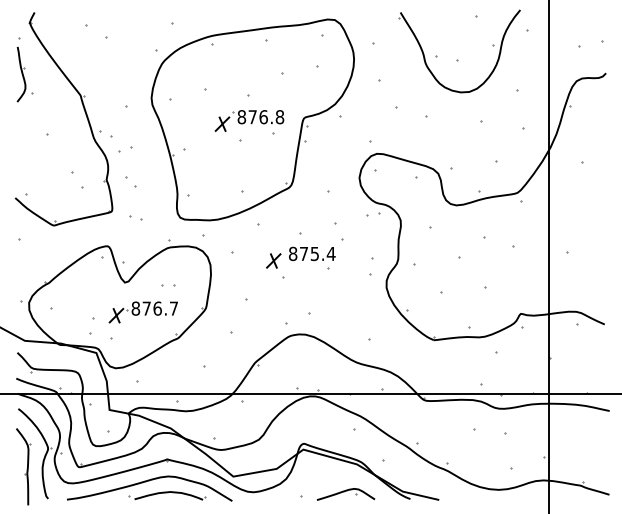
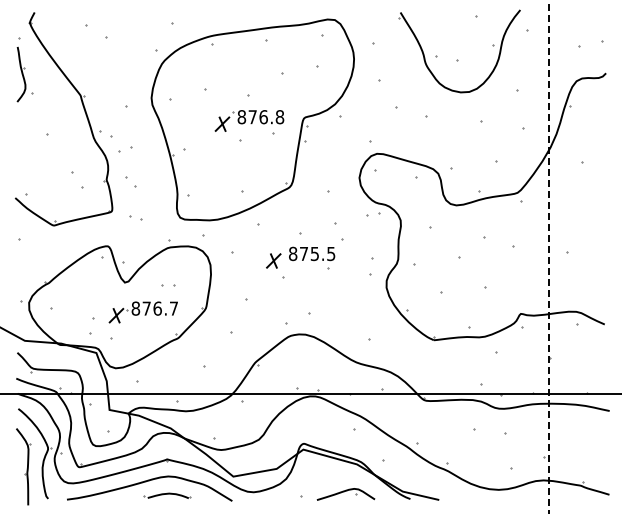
text: 875.4 -> 875.5 (330, 254)
line: solid -> dashed (549, 257)
part size: 79x10 px -> 49x7 px (167, 495)
